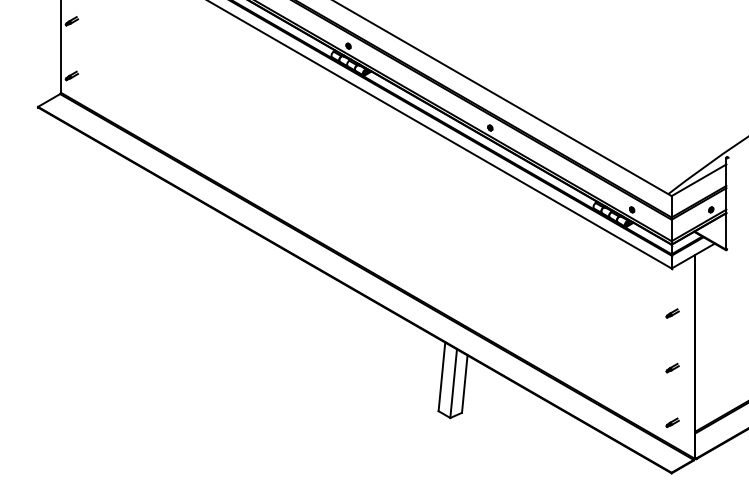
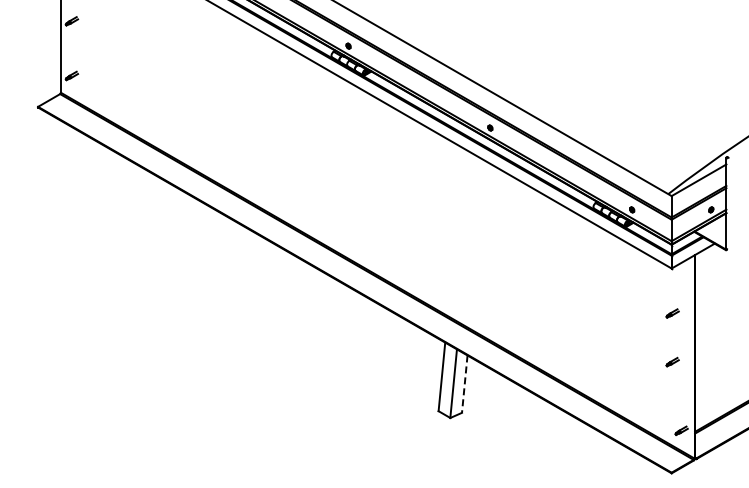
part position: (672, 367) -> (672, 361) (672, 361)
line: solid -> dashed (464, 384)
part position: (672, 422) -> (681, 430) (681, 430)
